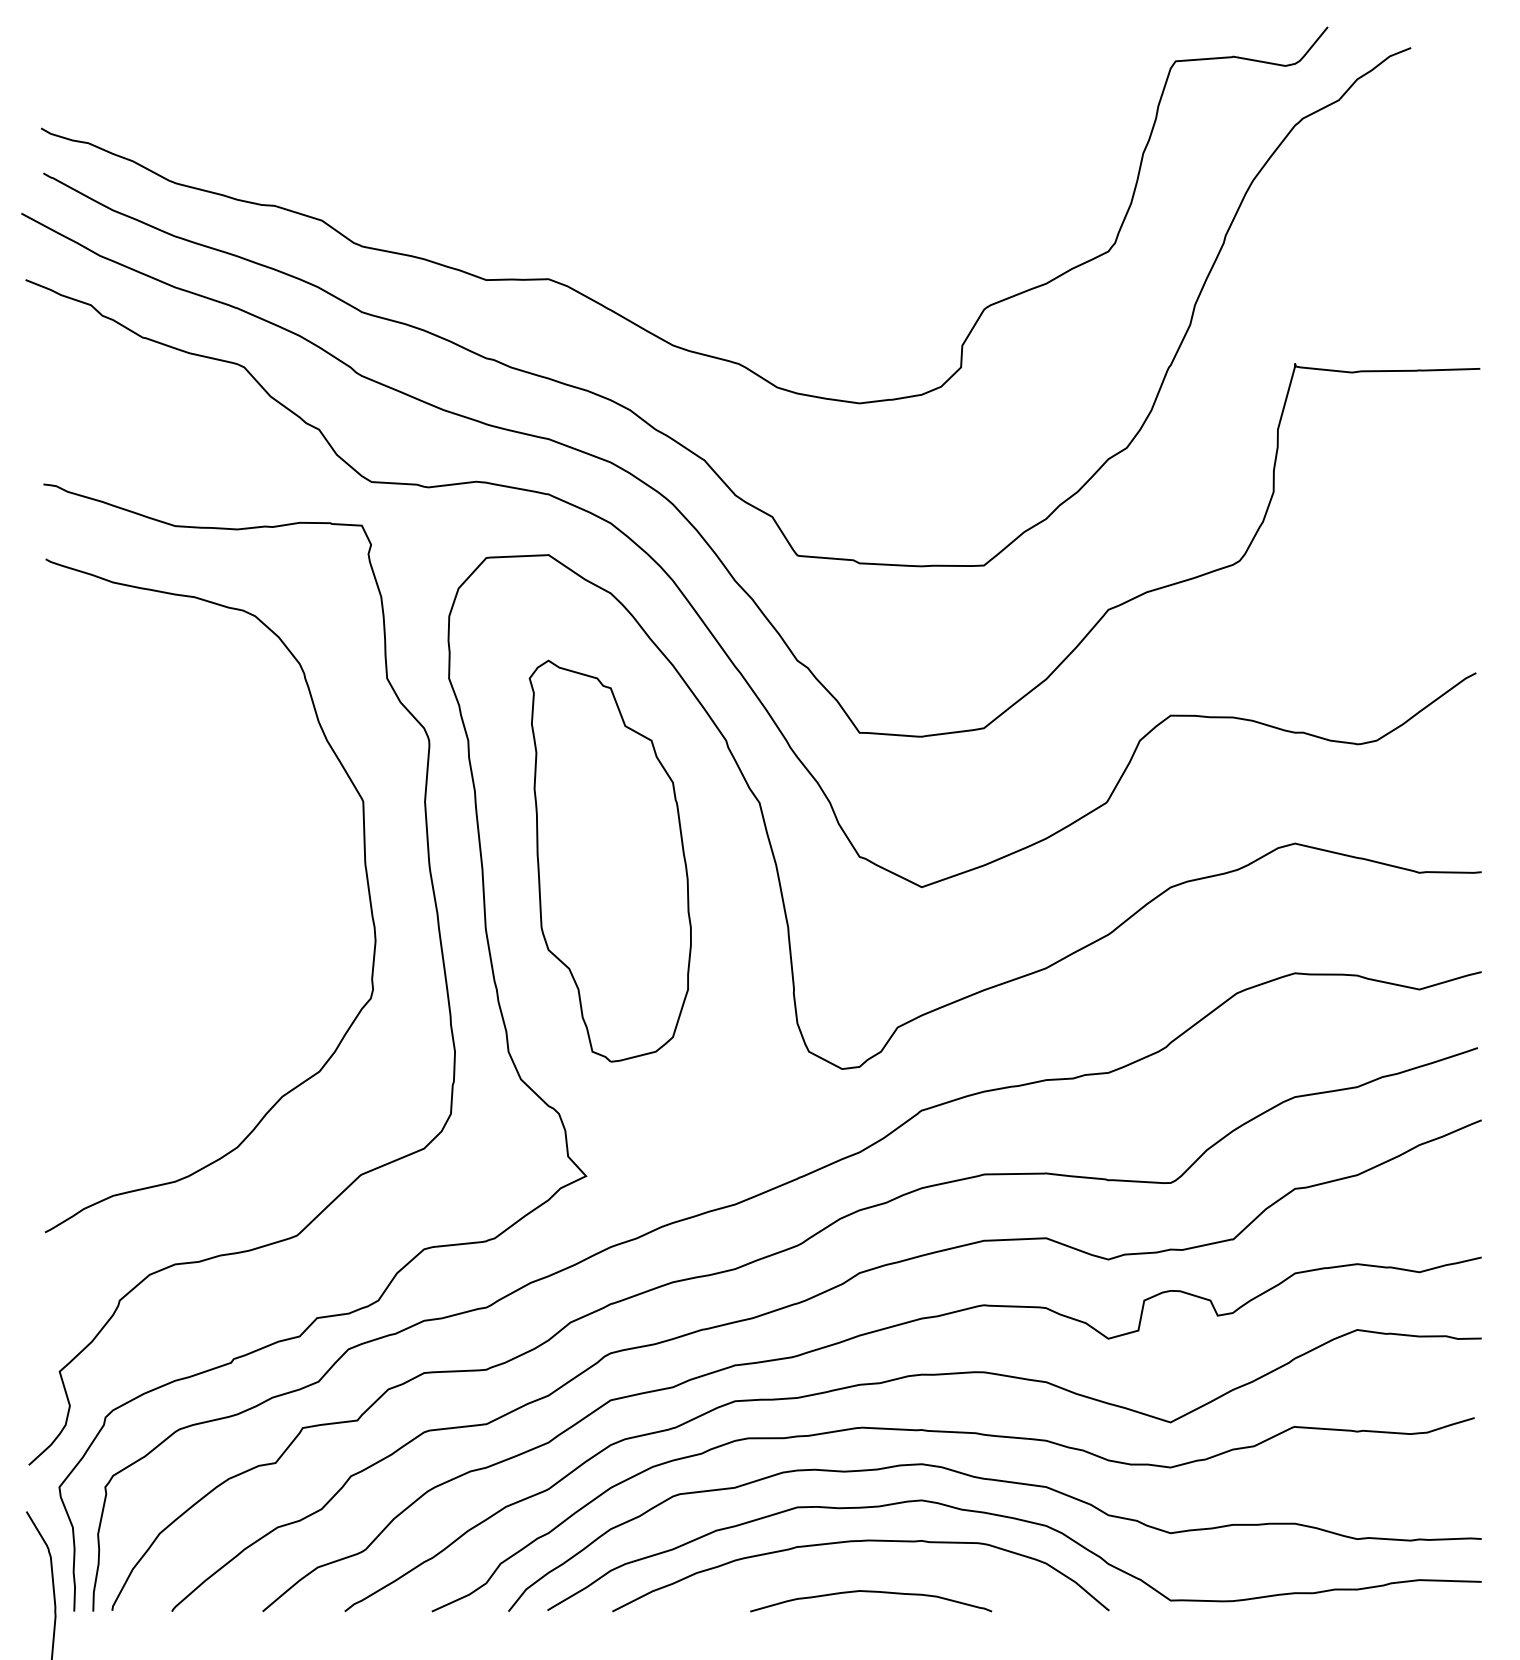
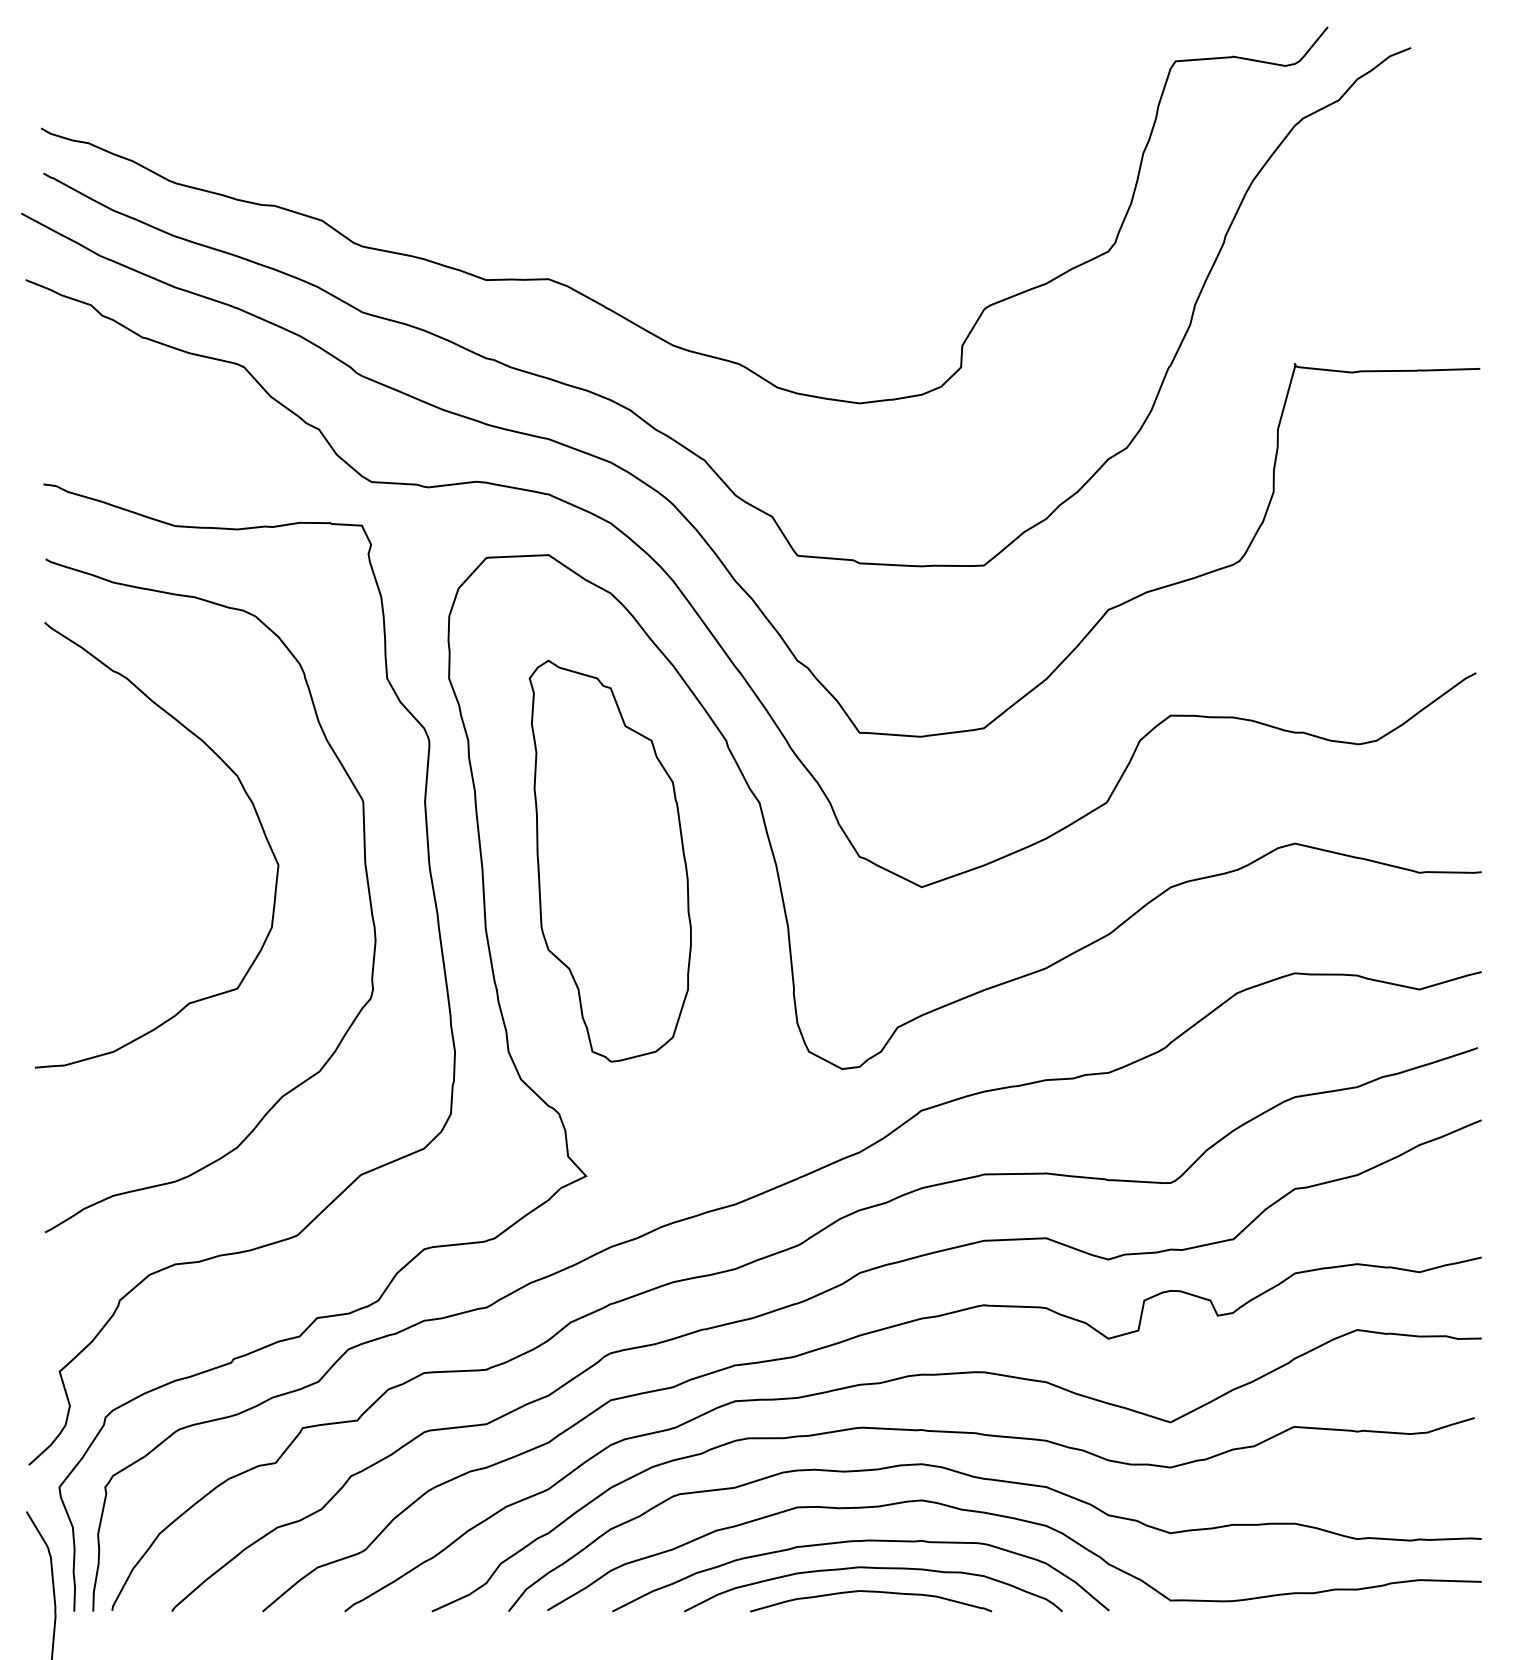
curve: none -> present (243, 790)
curve: none -> present (873, 1568)
